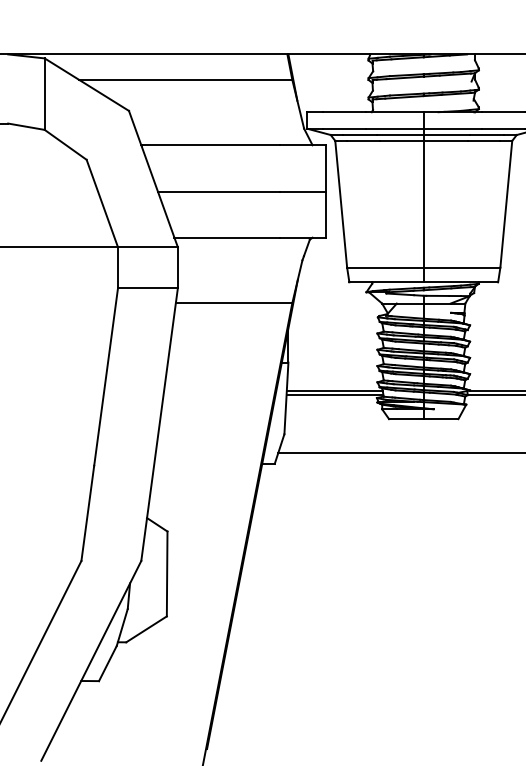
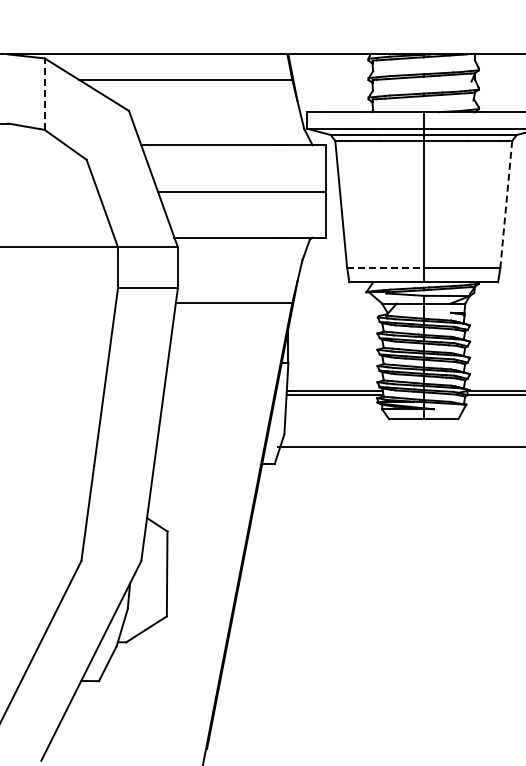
line: solid -> dashed (44, 94)
line: solid -> dashed (506, 204)
line: solid -> dashed (385, 267)
line position: (400, 452) -> (400, 446) (400, 446)
